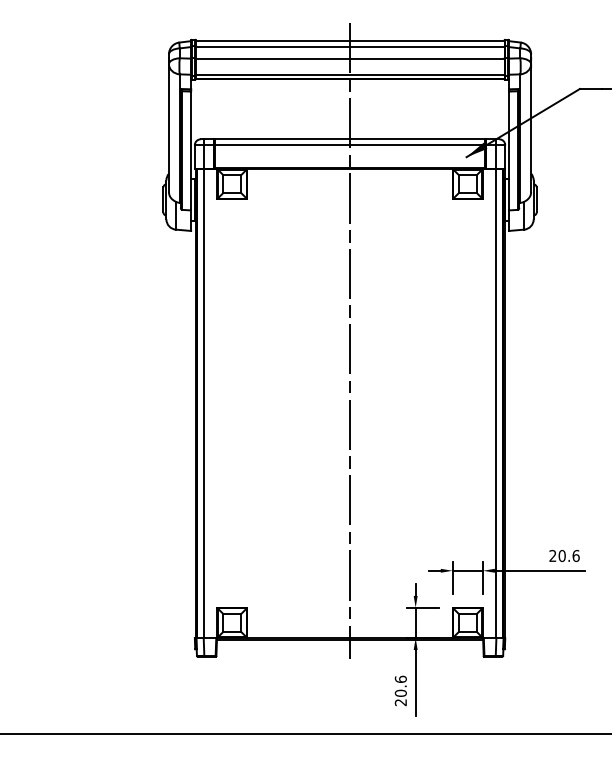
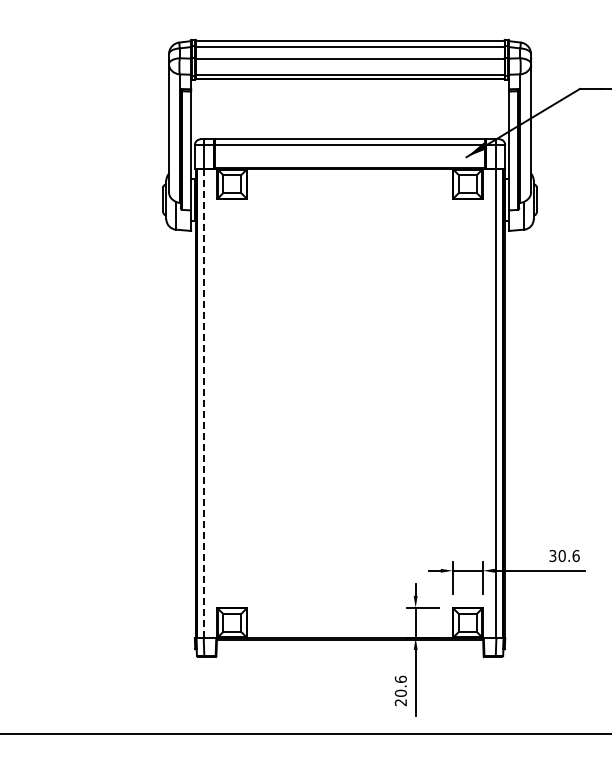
line: present -> none (350, 340)
line: solid -> dashed (204, 403)
text: 20.6 -> 30.6 (552, 556)
